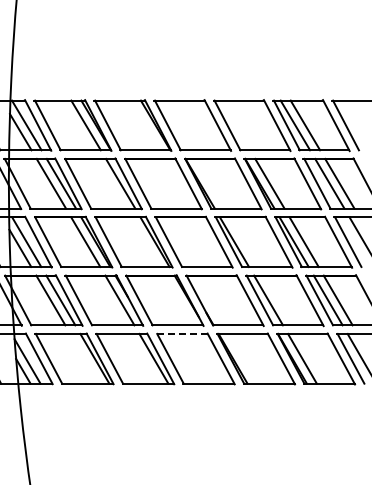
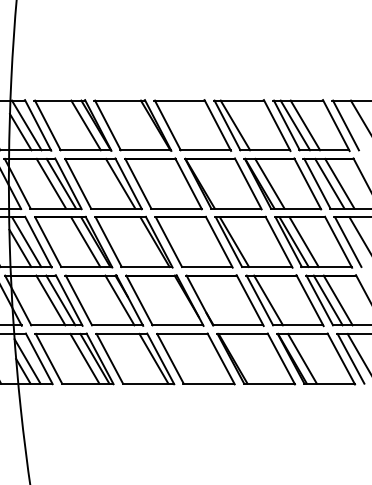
line: none -> present (359, 115)
line: none -> present (235, 125)
line: dashed -> solid (182, 333)
line: none -> present (84, 358)
